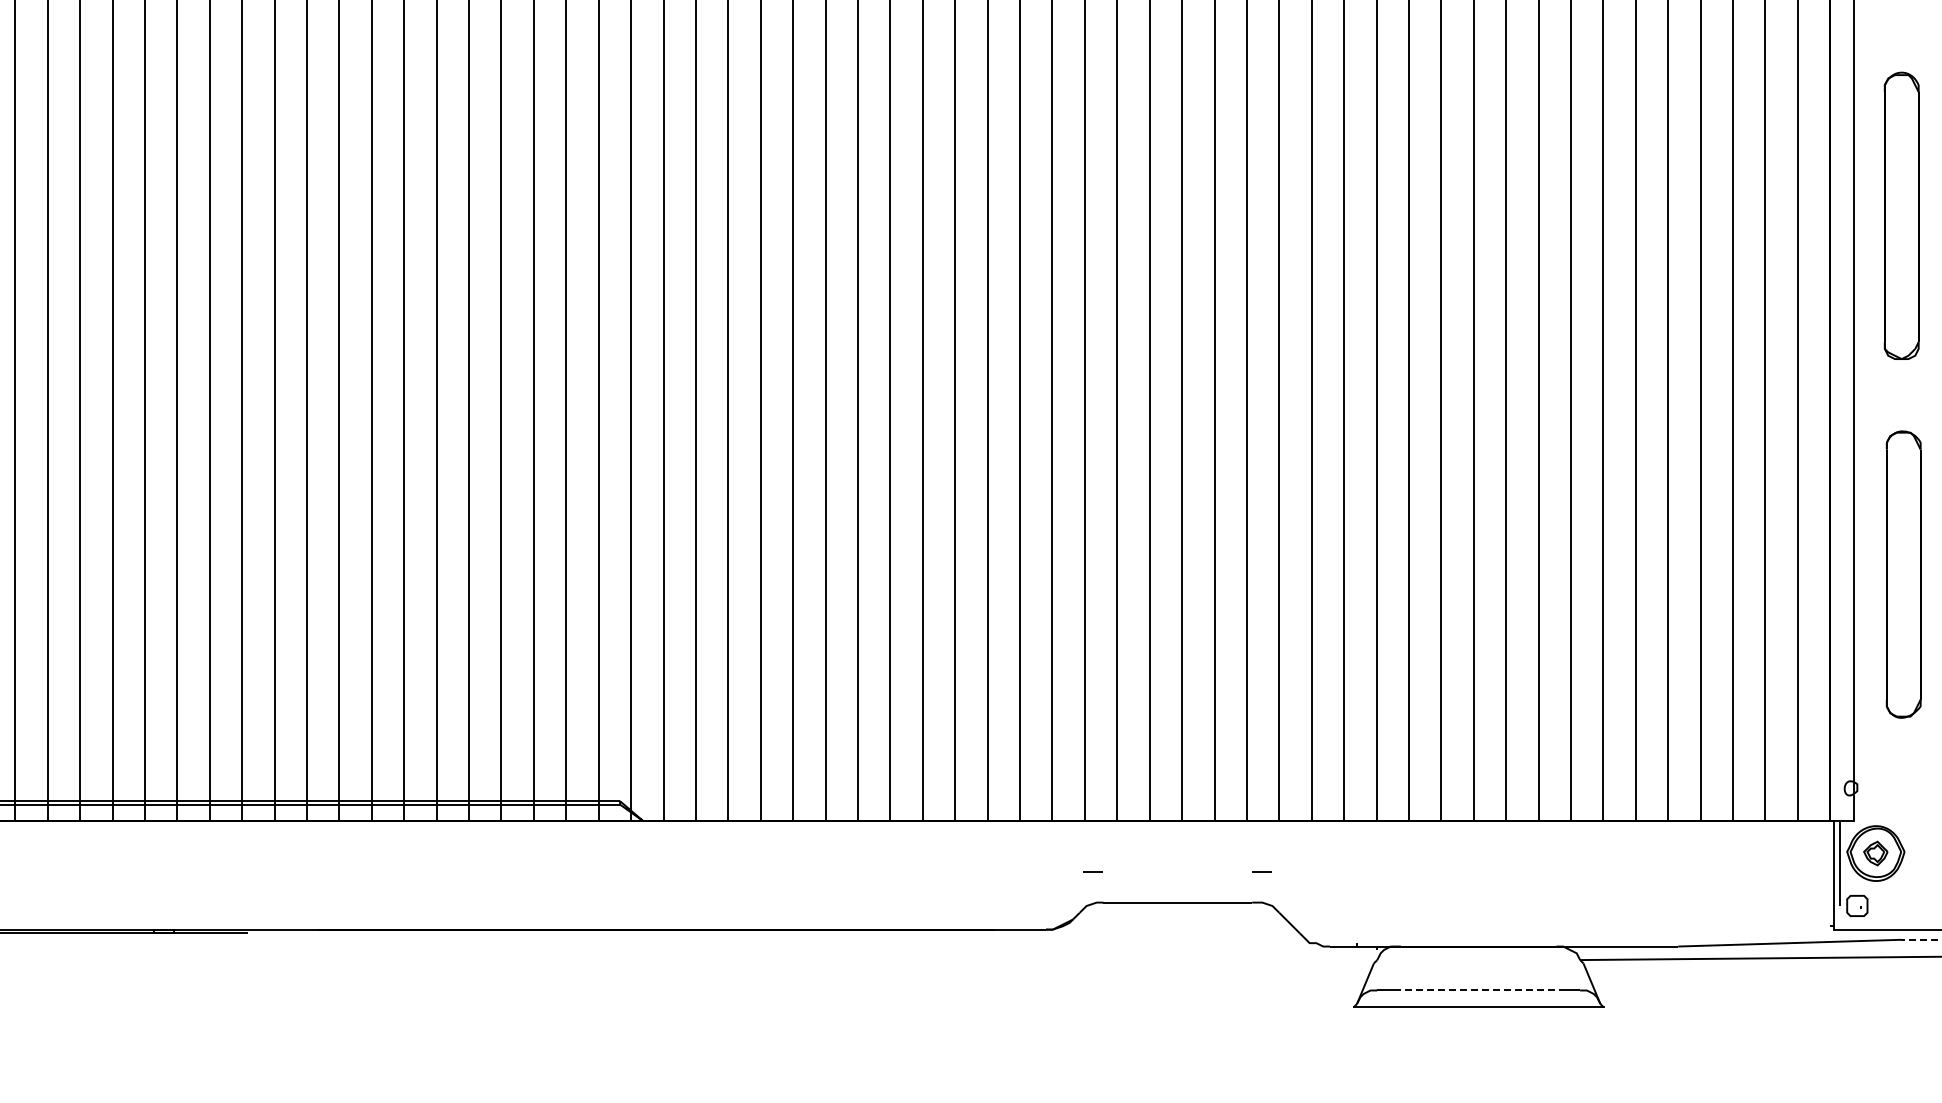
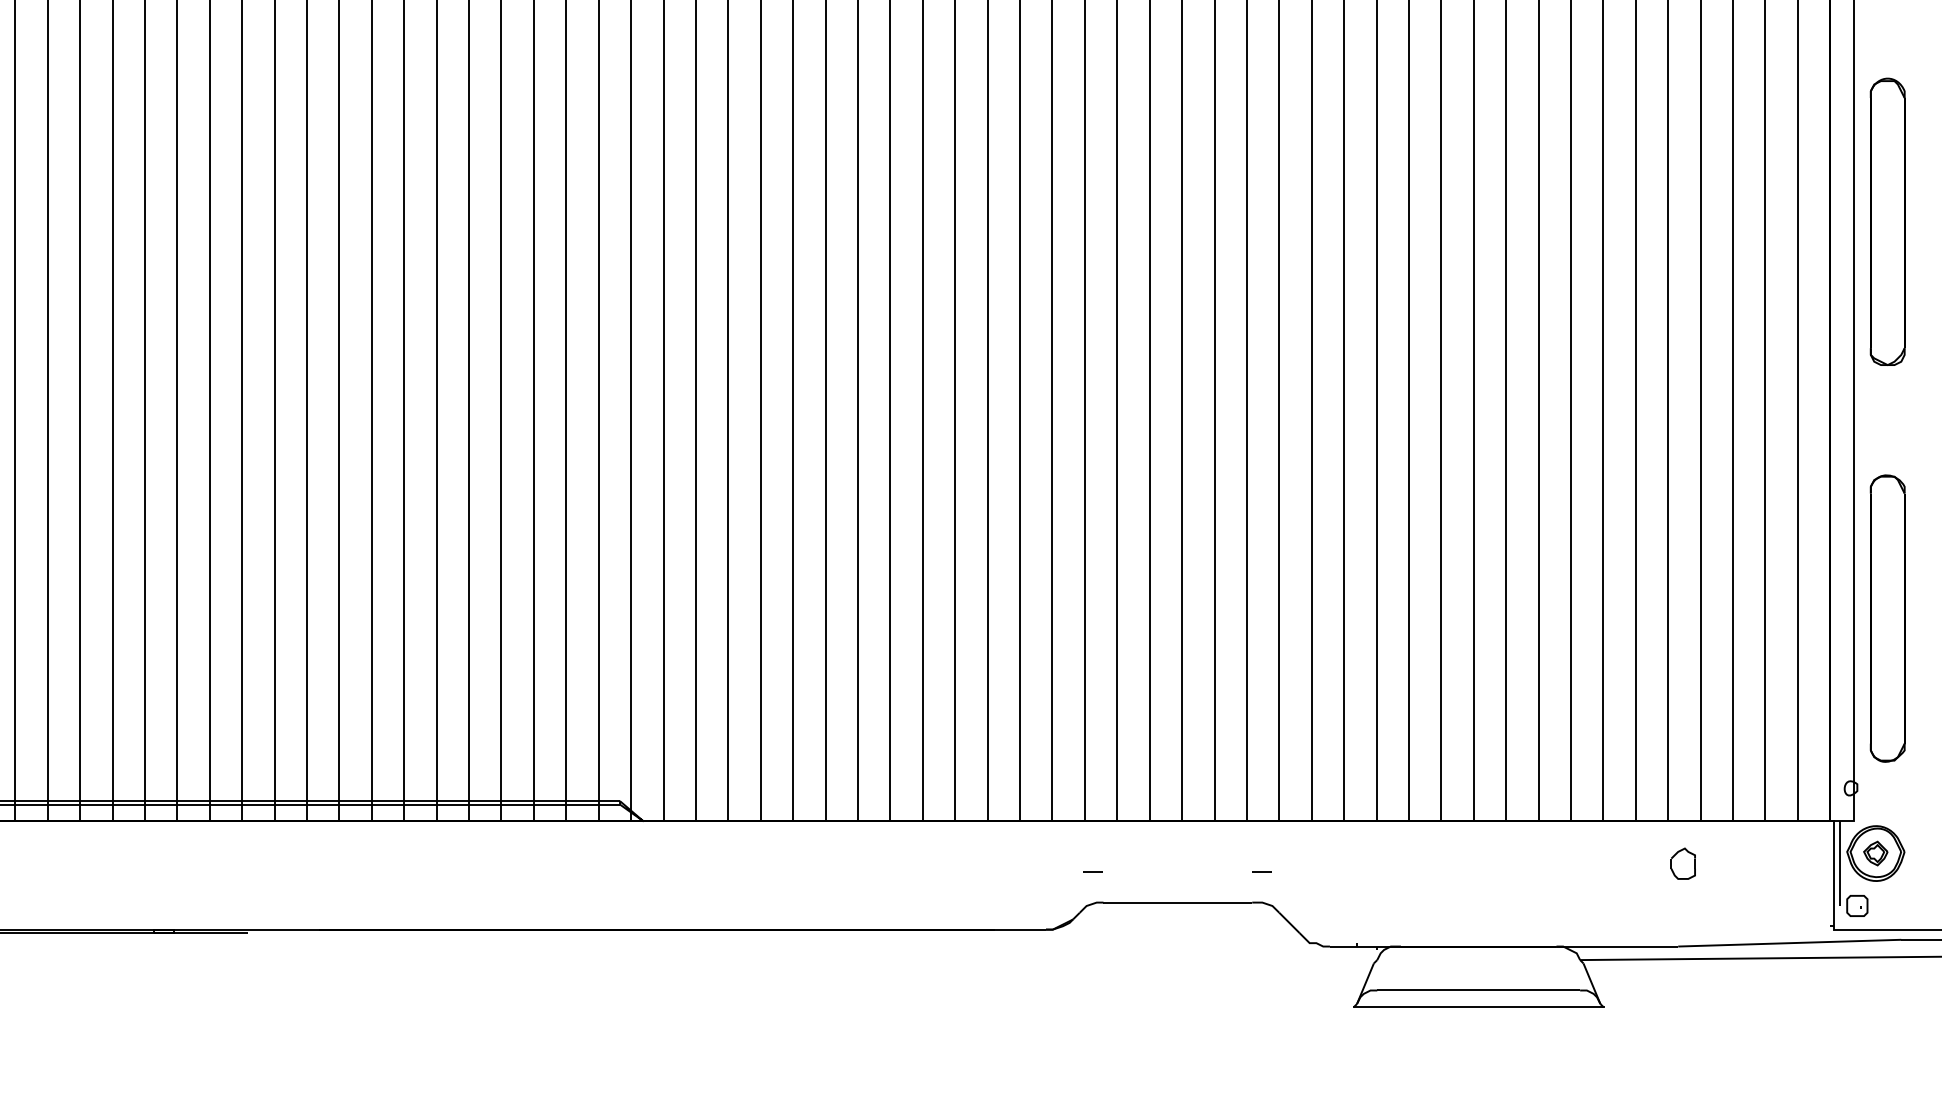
part position: (1901, 215) -> (1887, 221) (1887, 221)
part position: (1903, 574) -> (1887, 618) (1887, 618)
part: none -> present (1682, 863)
line: dashed -> solid (1922, 939)
line: dashed -> solid (1477, 990)
